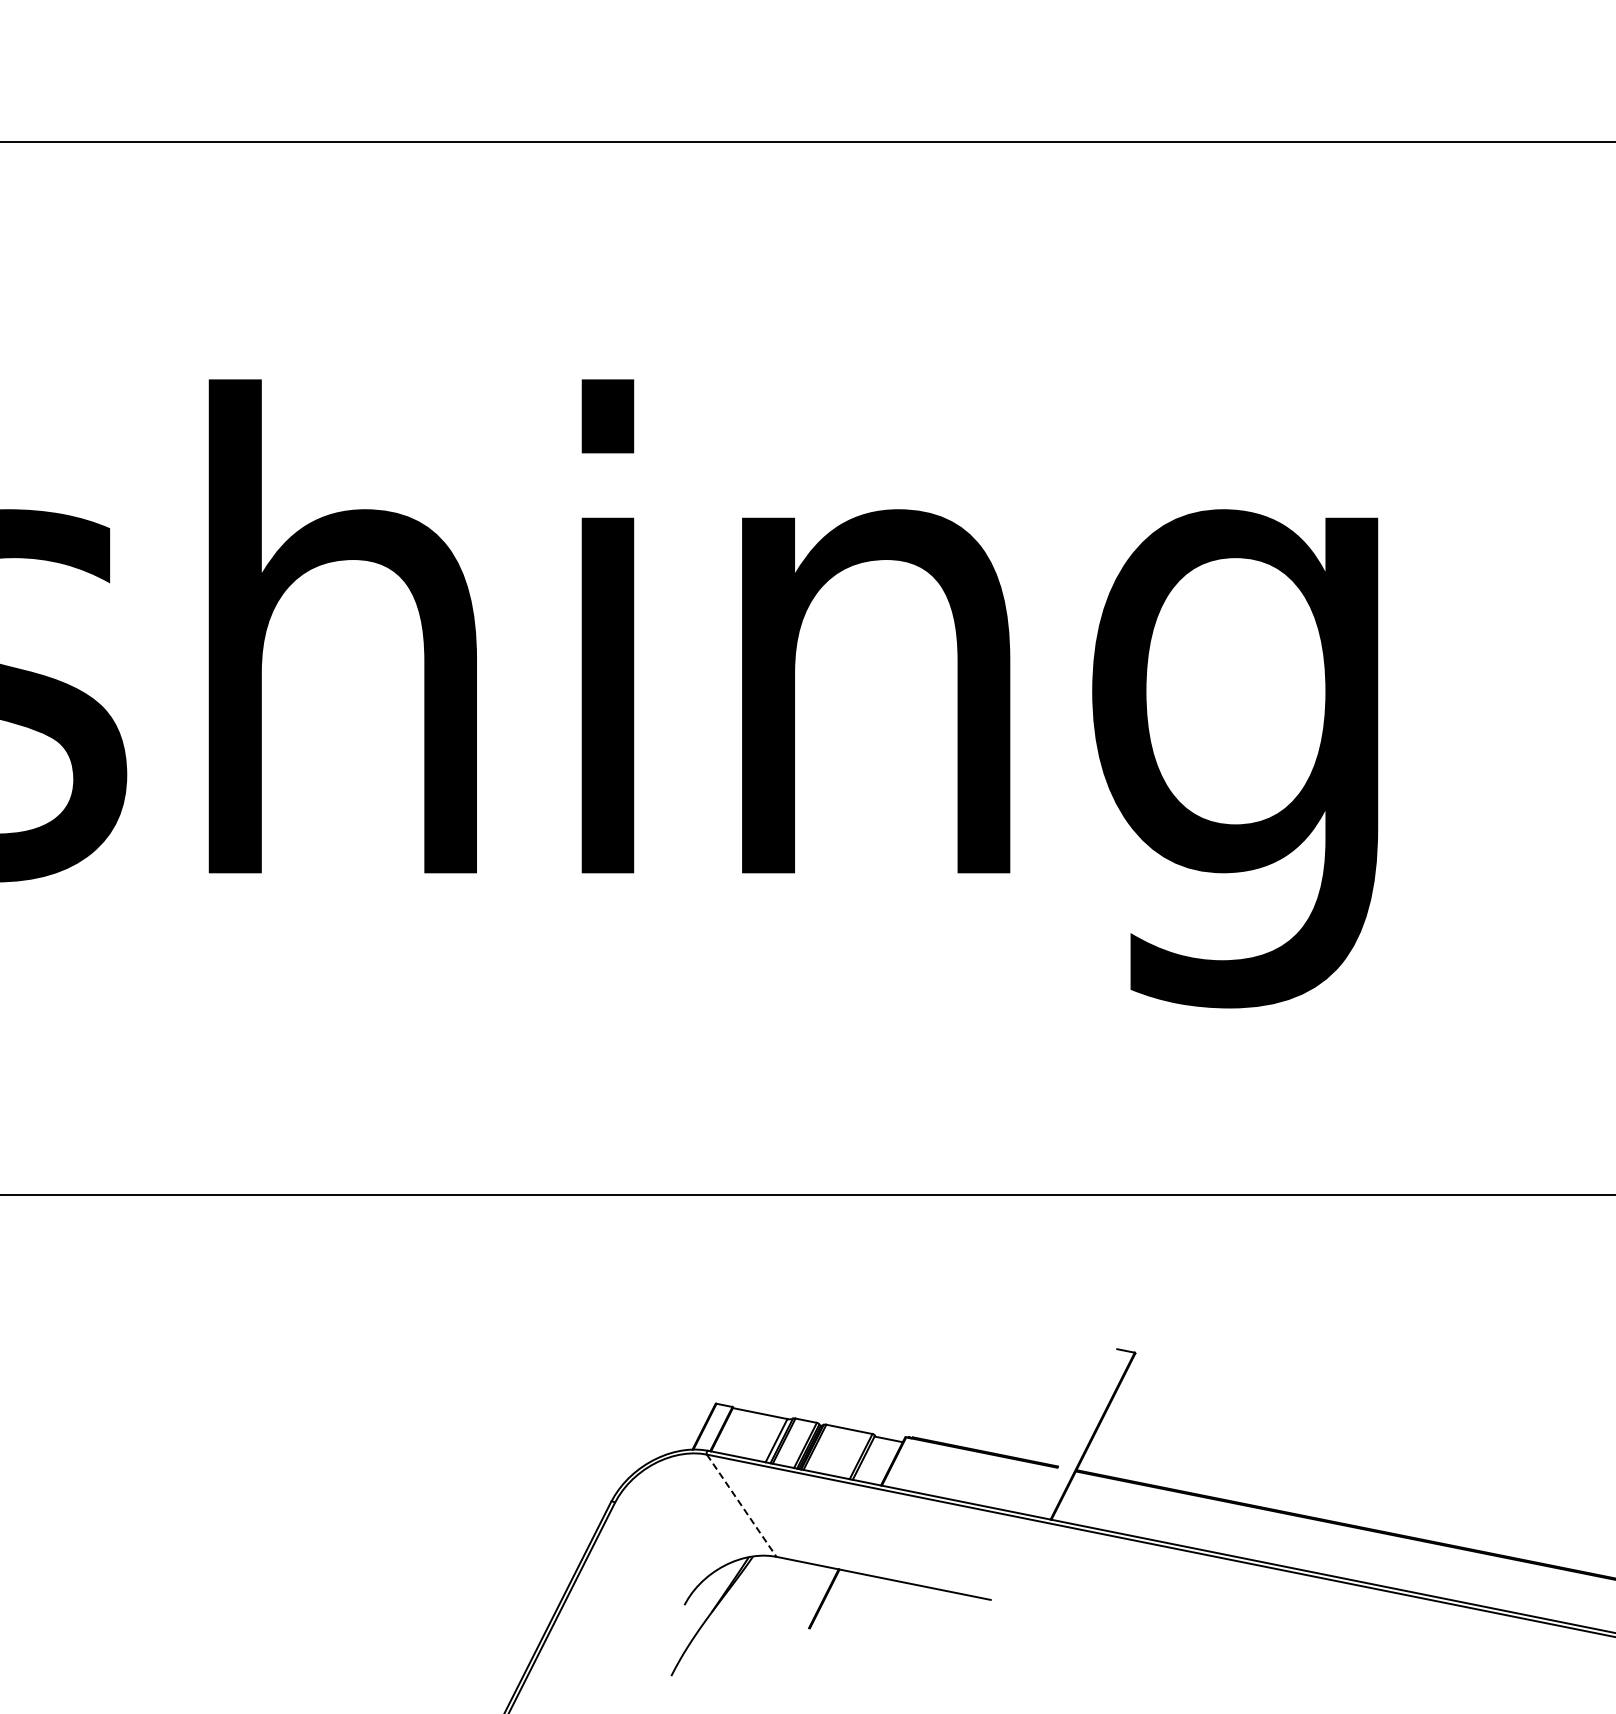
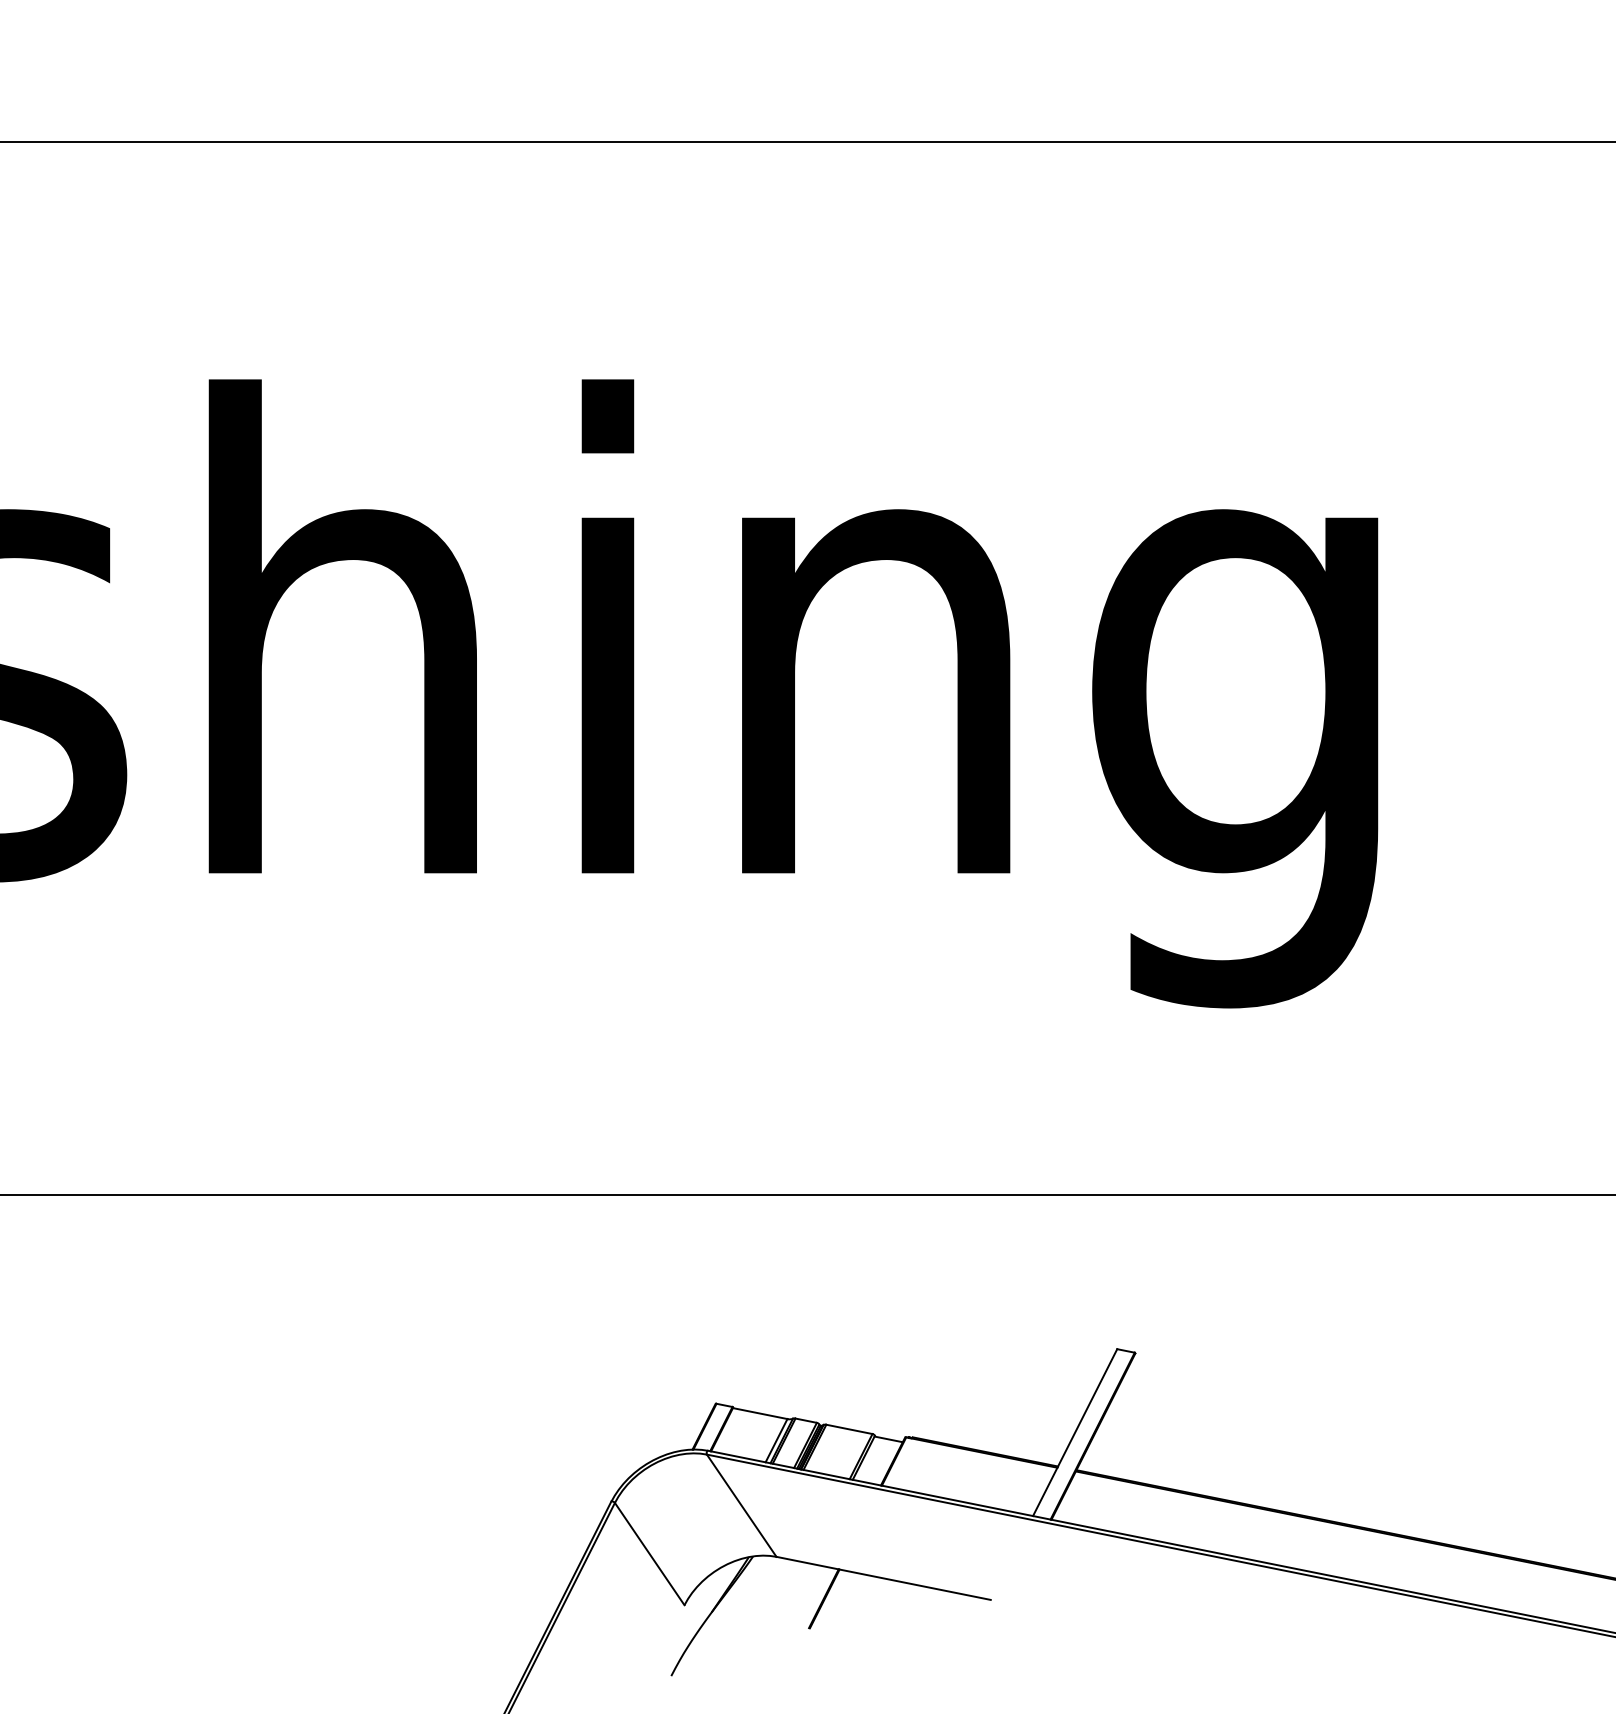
line: none -> present (1075, 1432)
line: dashed -> solid (741, 1505)
line: none -> present (649, 1553)
